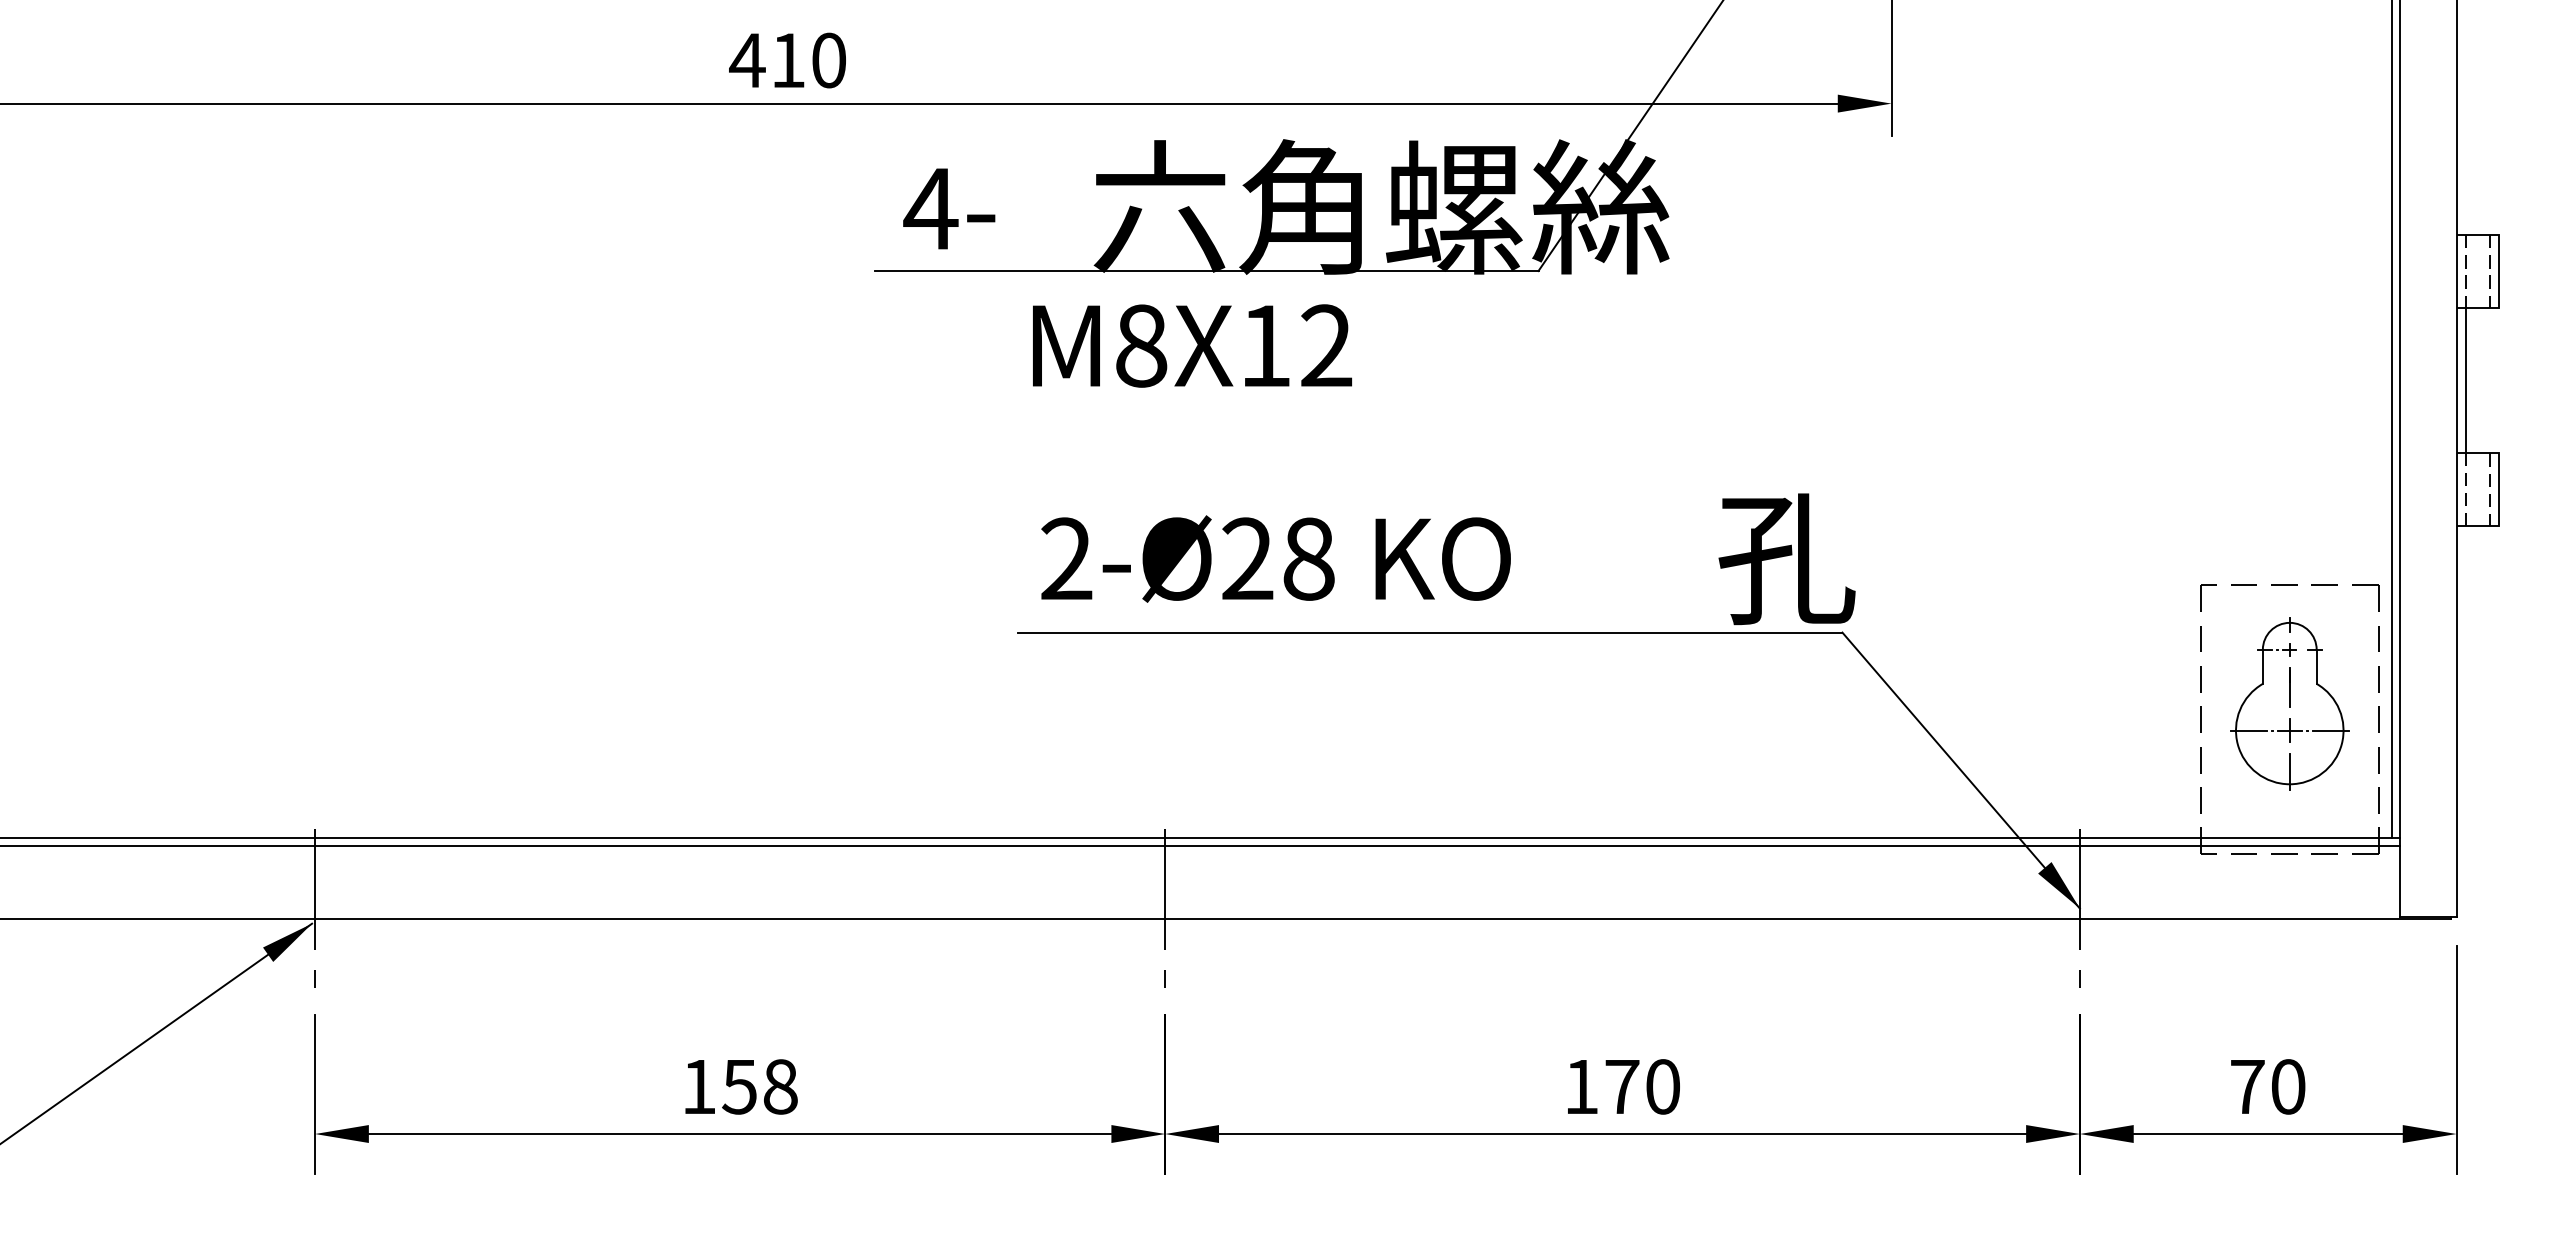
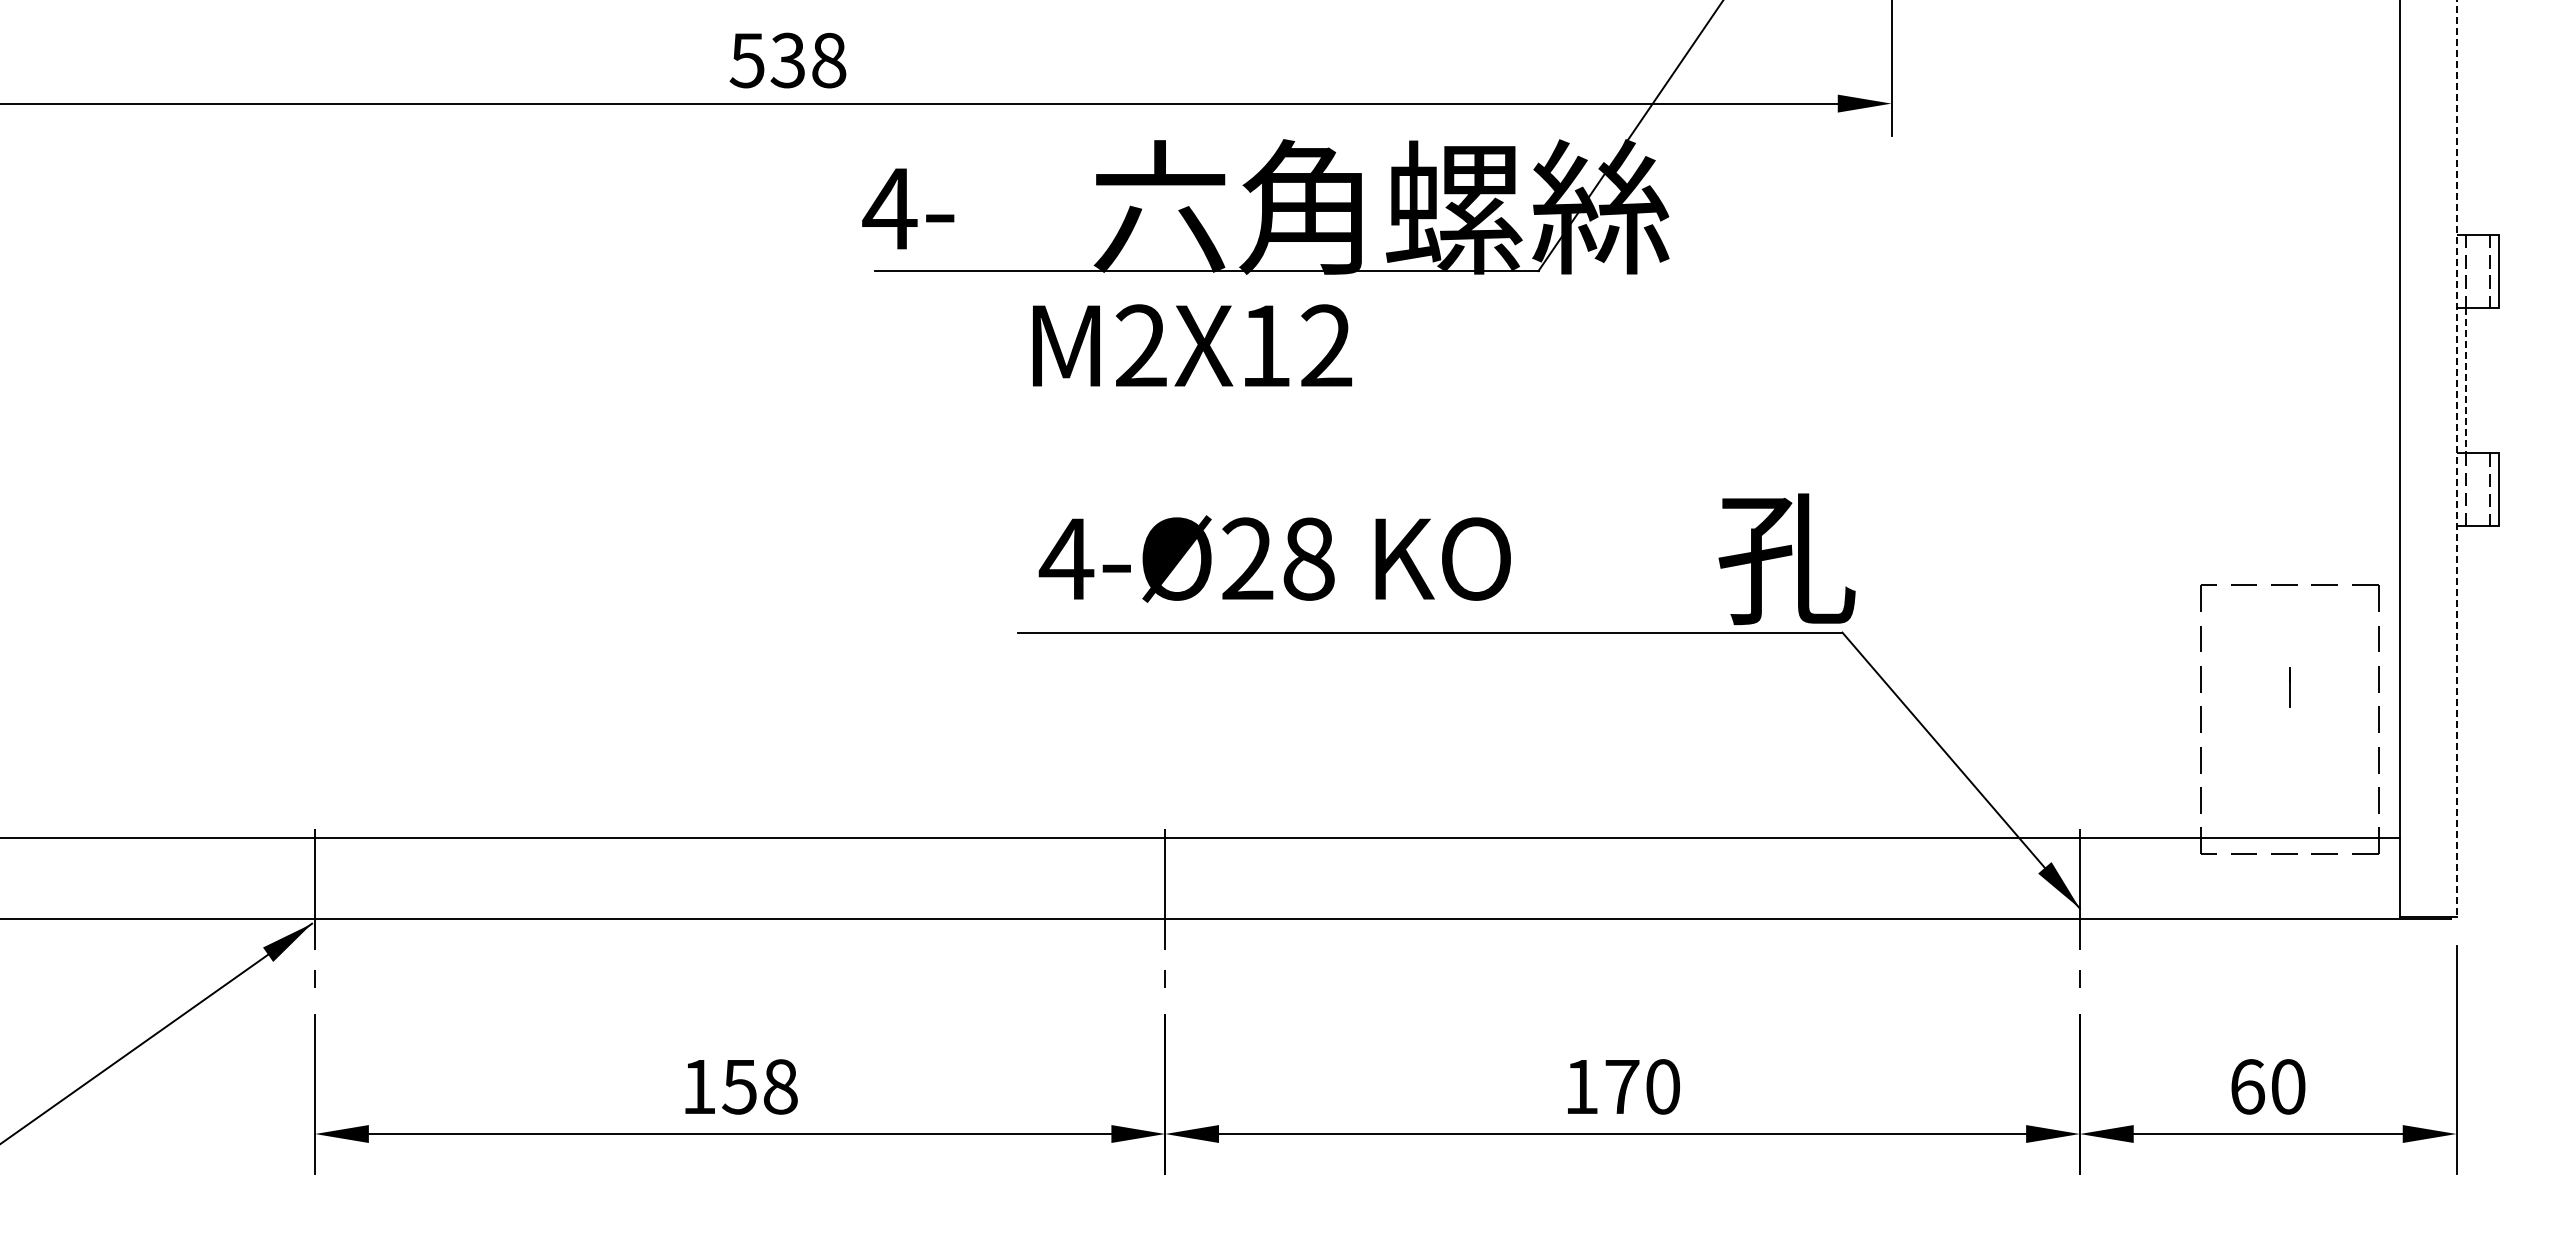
text: 410 -> 538 (787, 60)
text position: (949, 208) -> (908, 208) (908, 208)
text: M8X12 -> M2X12 (1141, 345)
line: solid -> dashed (2465, 380)
line: present -> none (2392, 420)
line: solid -> dashed (2456, 458)
text: 2-Ø28 -> 4-Ø28 (1066, 558)
part: present -> none (2289, 703)
line: present -> none (1200, 845)
text: 70 -> 60 (2247, 1086)
